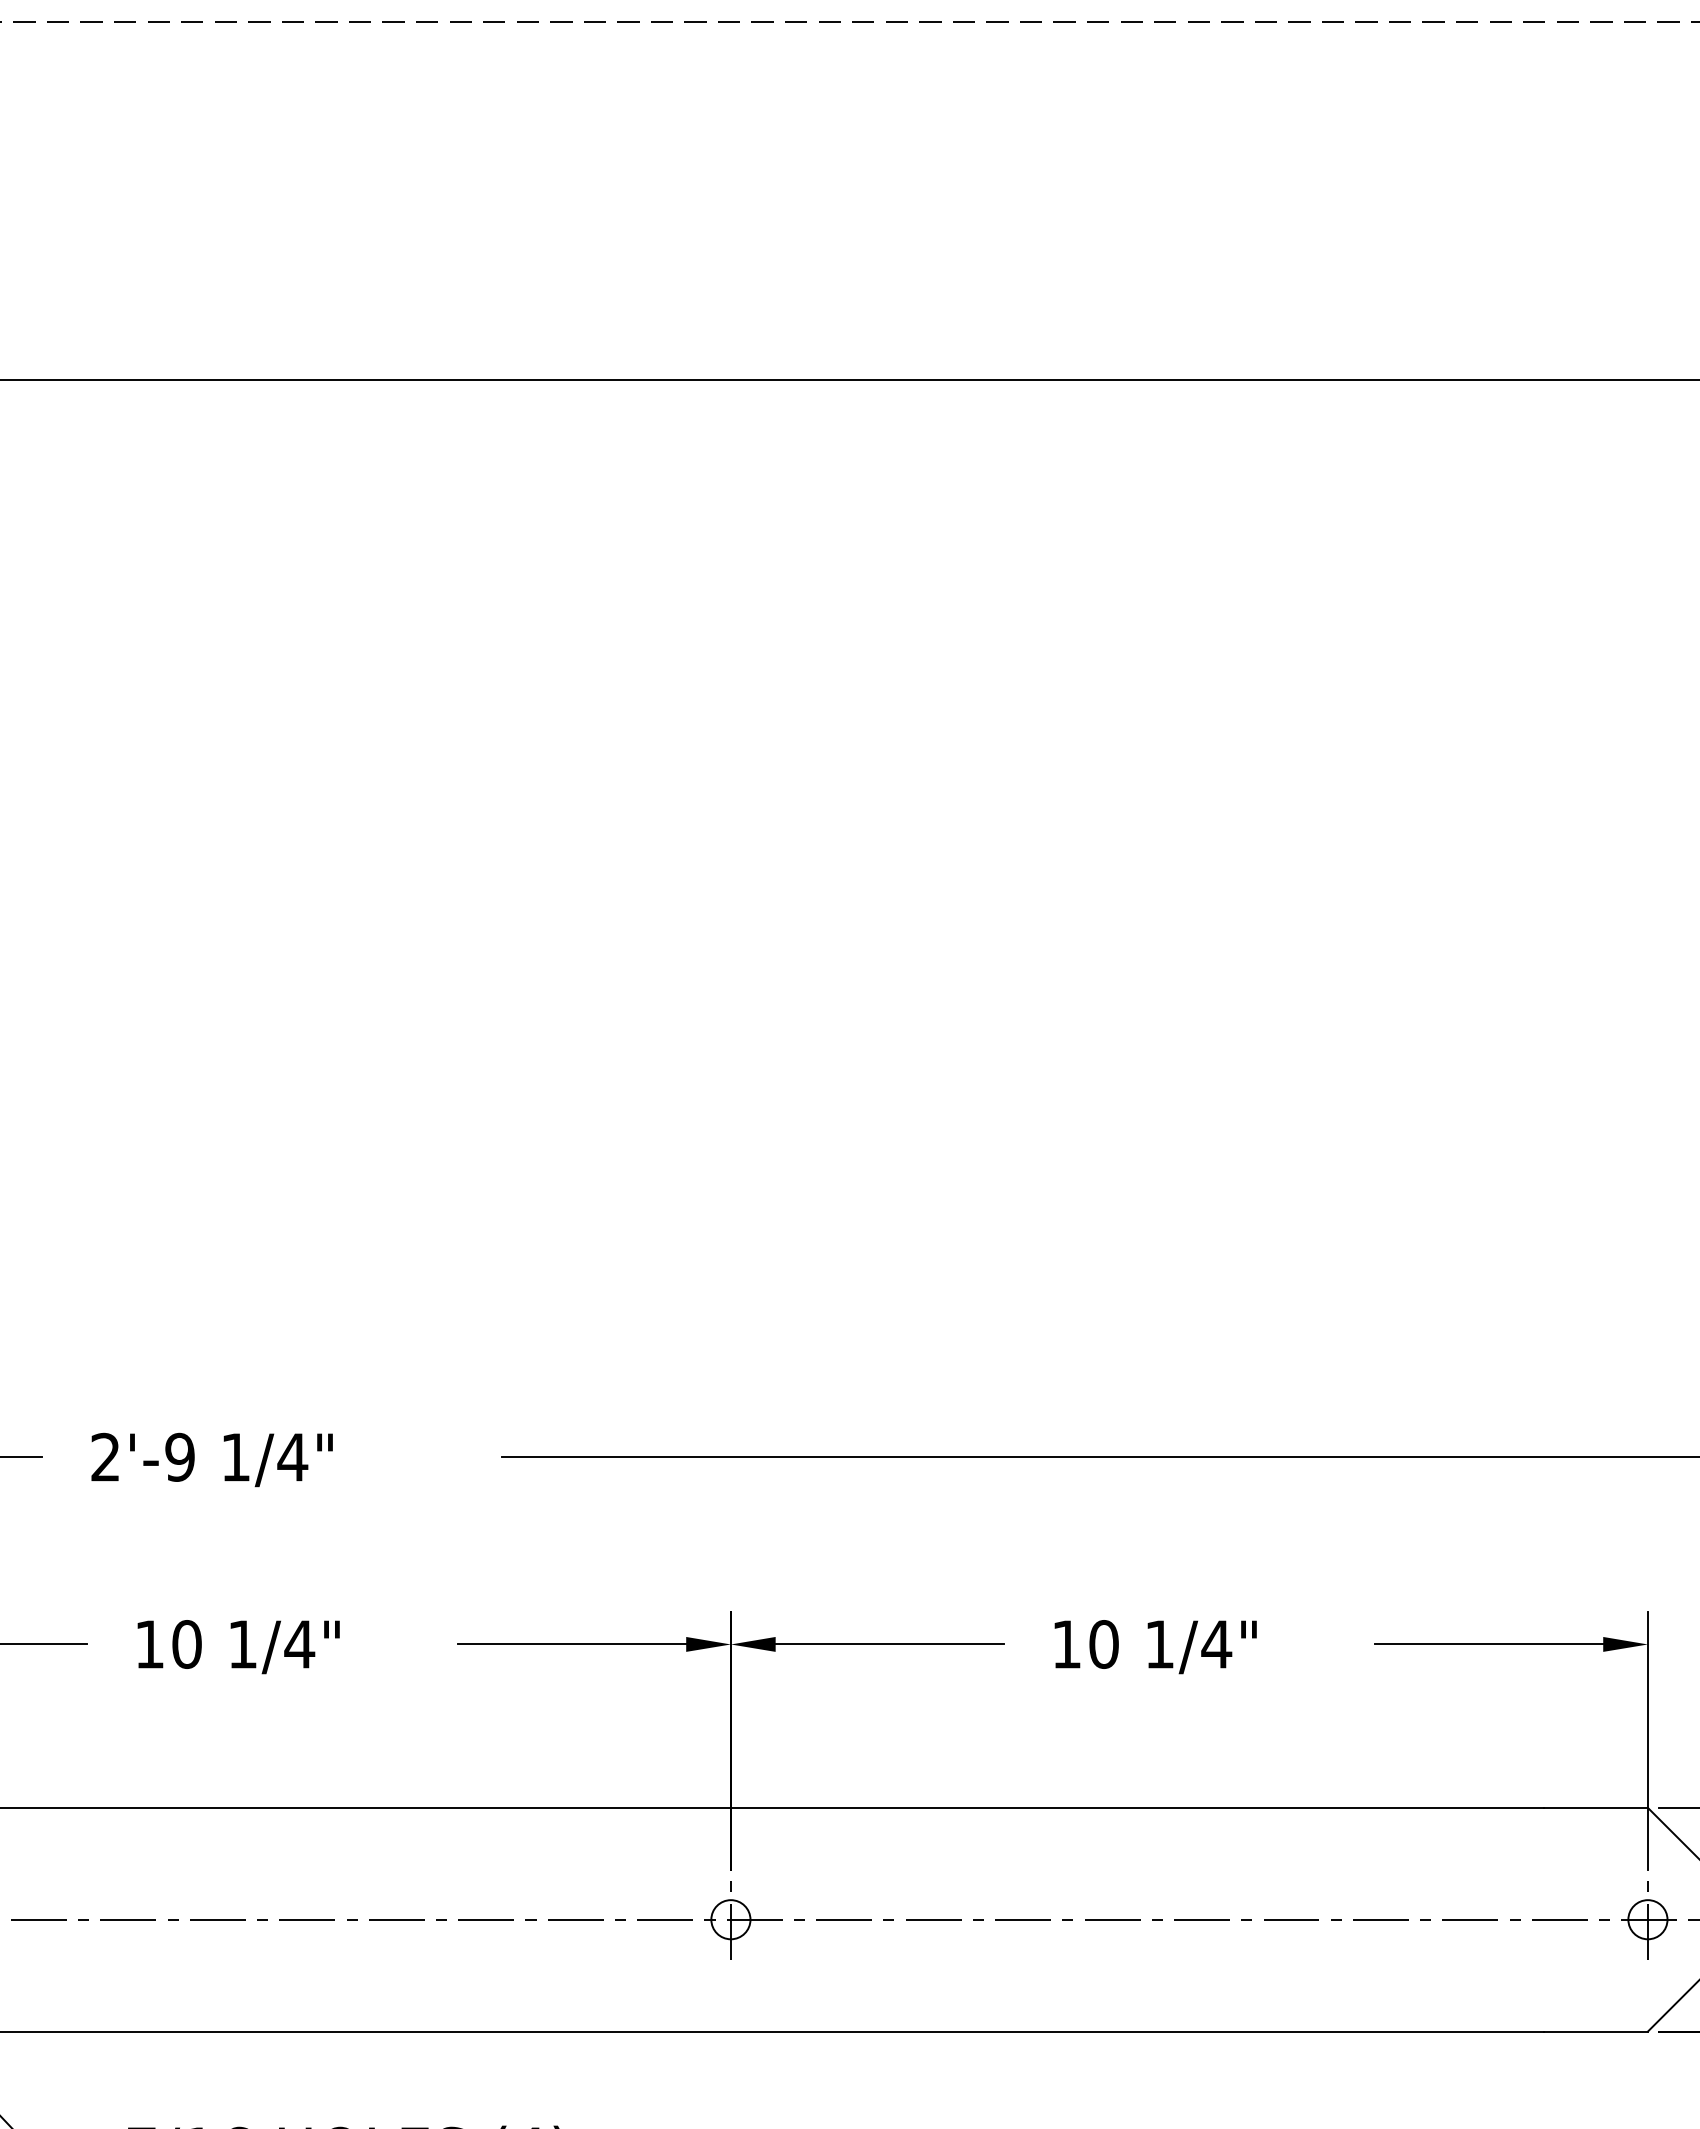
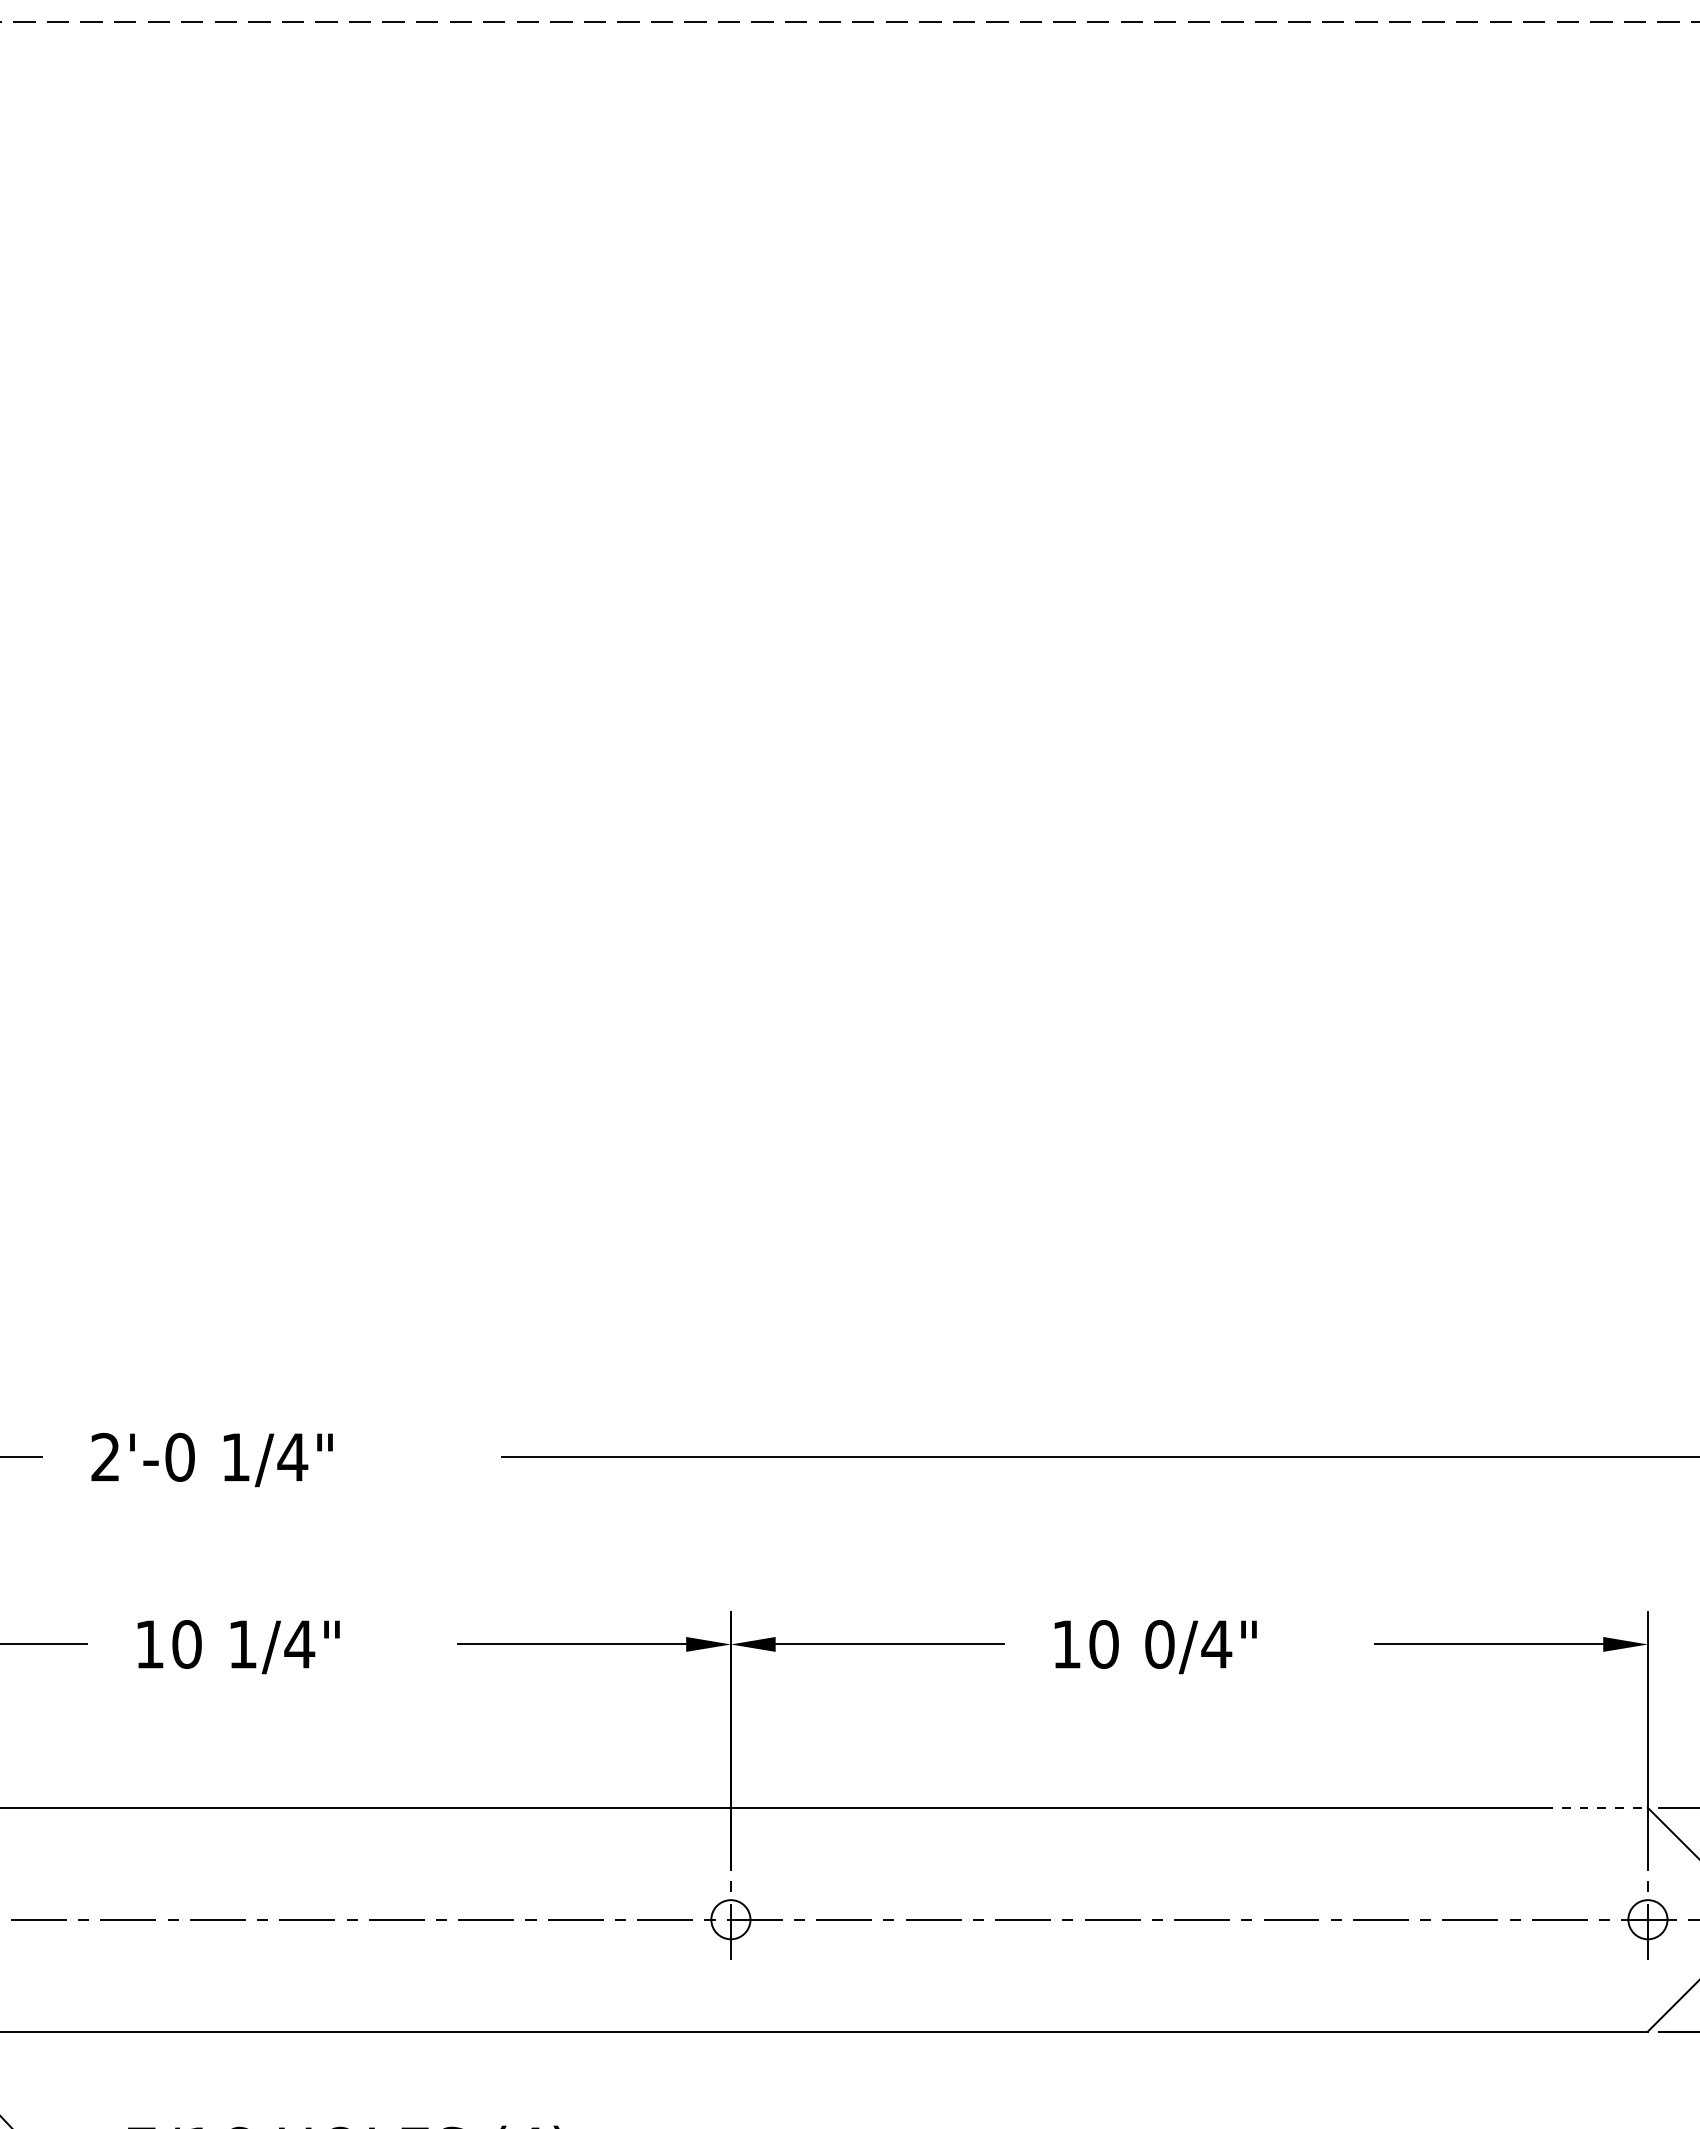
line: present -> none (849, 380)
text: 2'-9 -> 2'-0 (179, 1457)
text: 1/4" -> 0/4" (1159, 1644)
line: solid -> dashed (1596, 1807)
